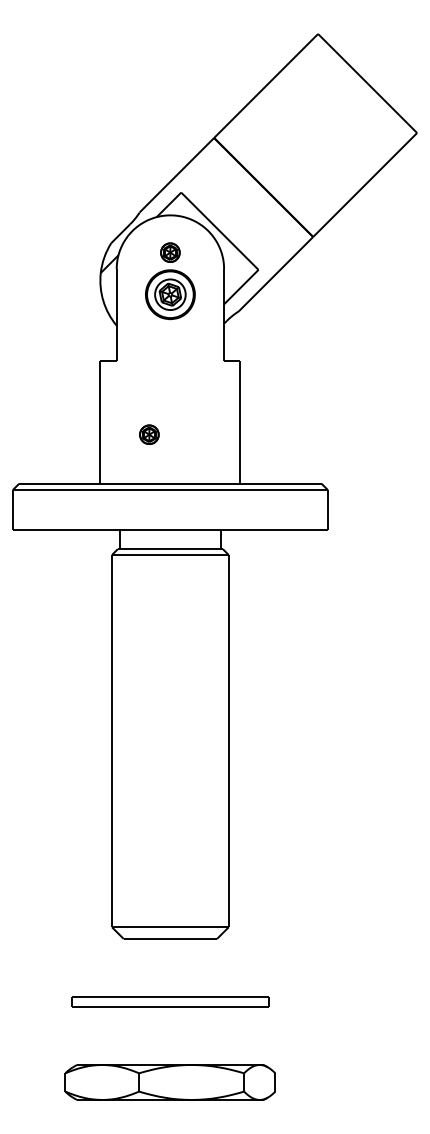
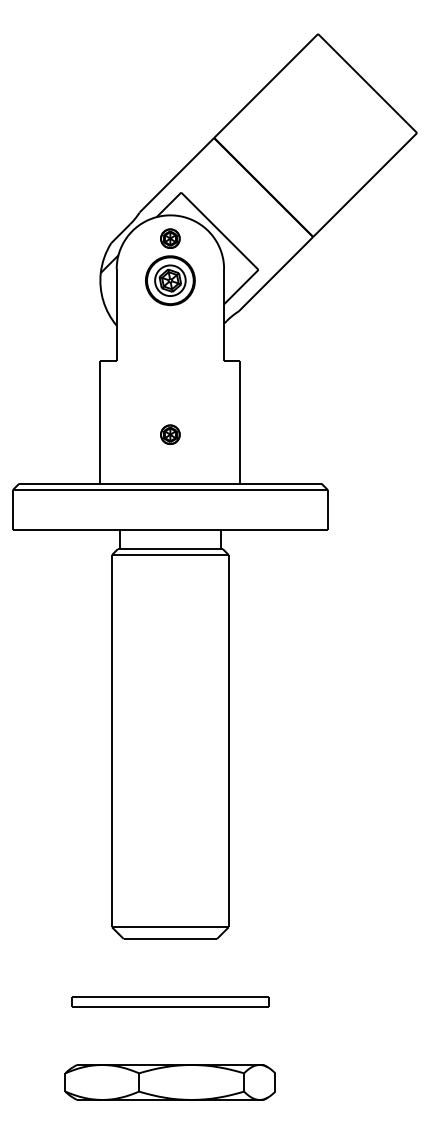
part position: (170, 281) -> (170, 267) (170, 267)
part position: (149, 434) -> (170, 434) (170, 434)
